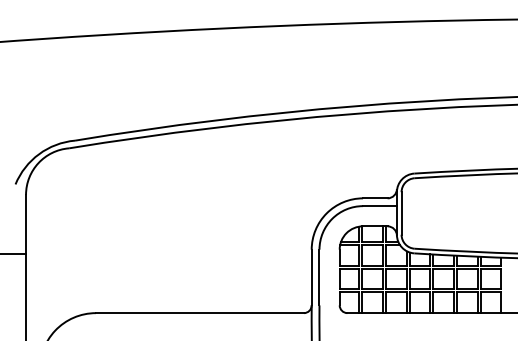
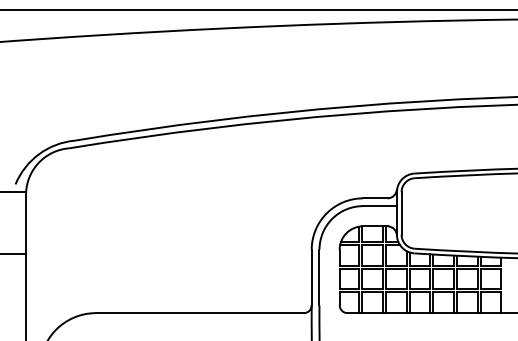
line: none -> present (258, 10)
line: none -> present (14, 192)
